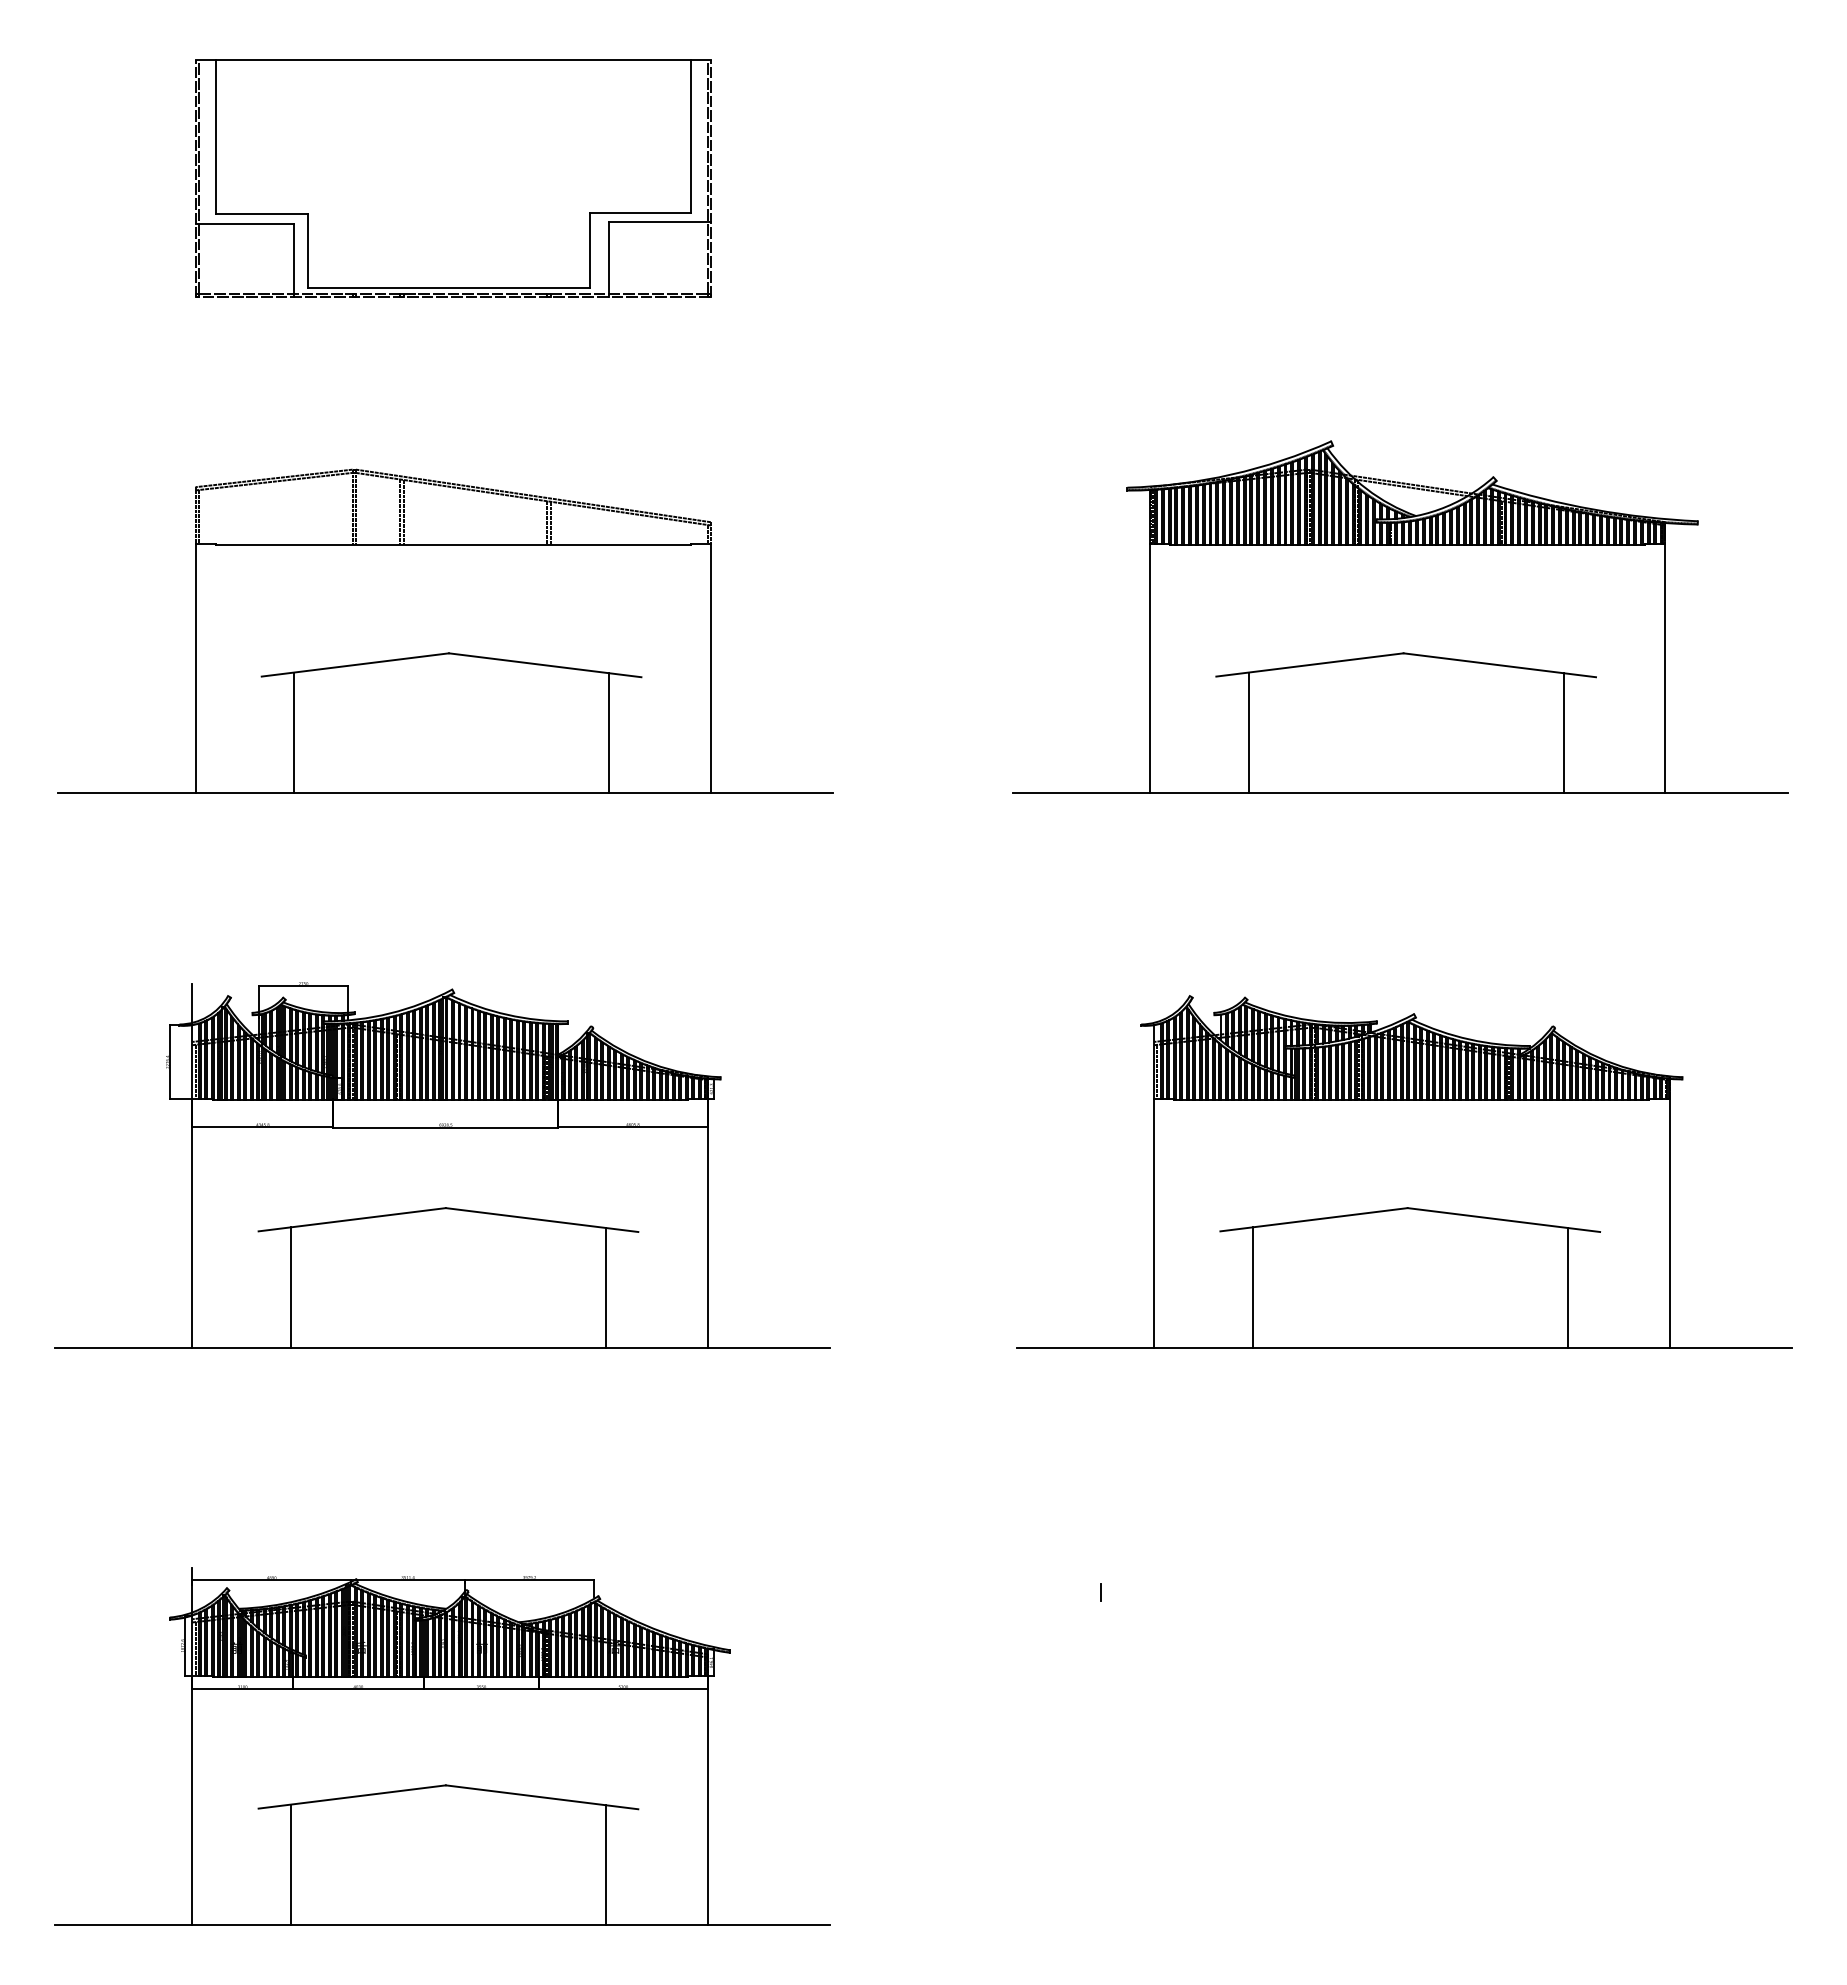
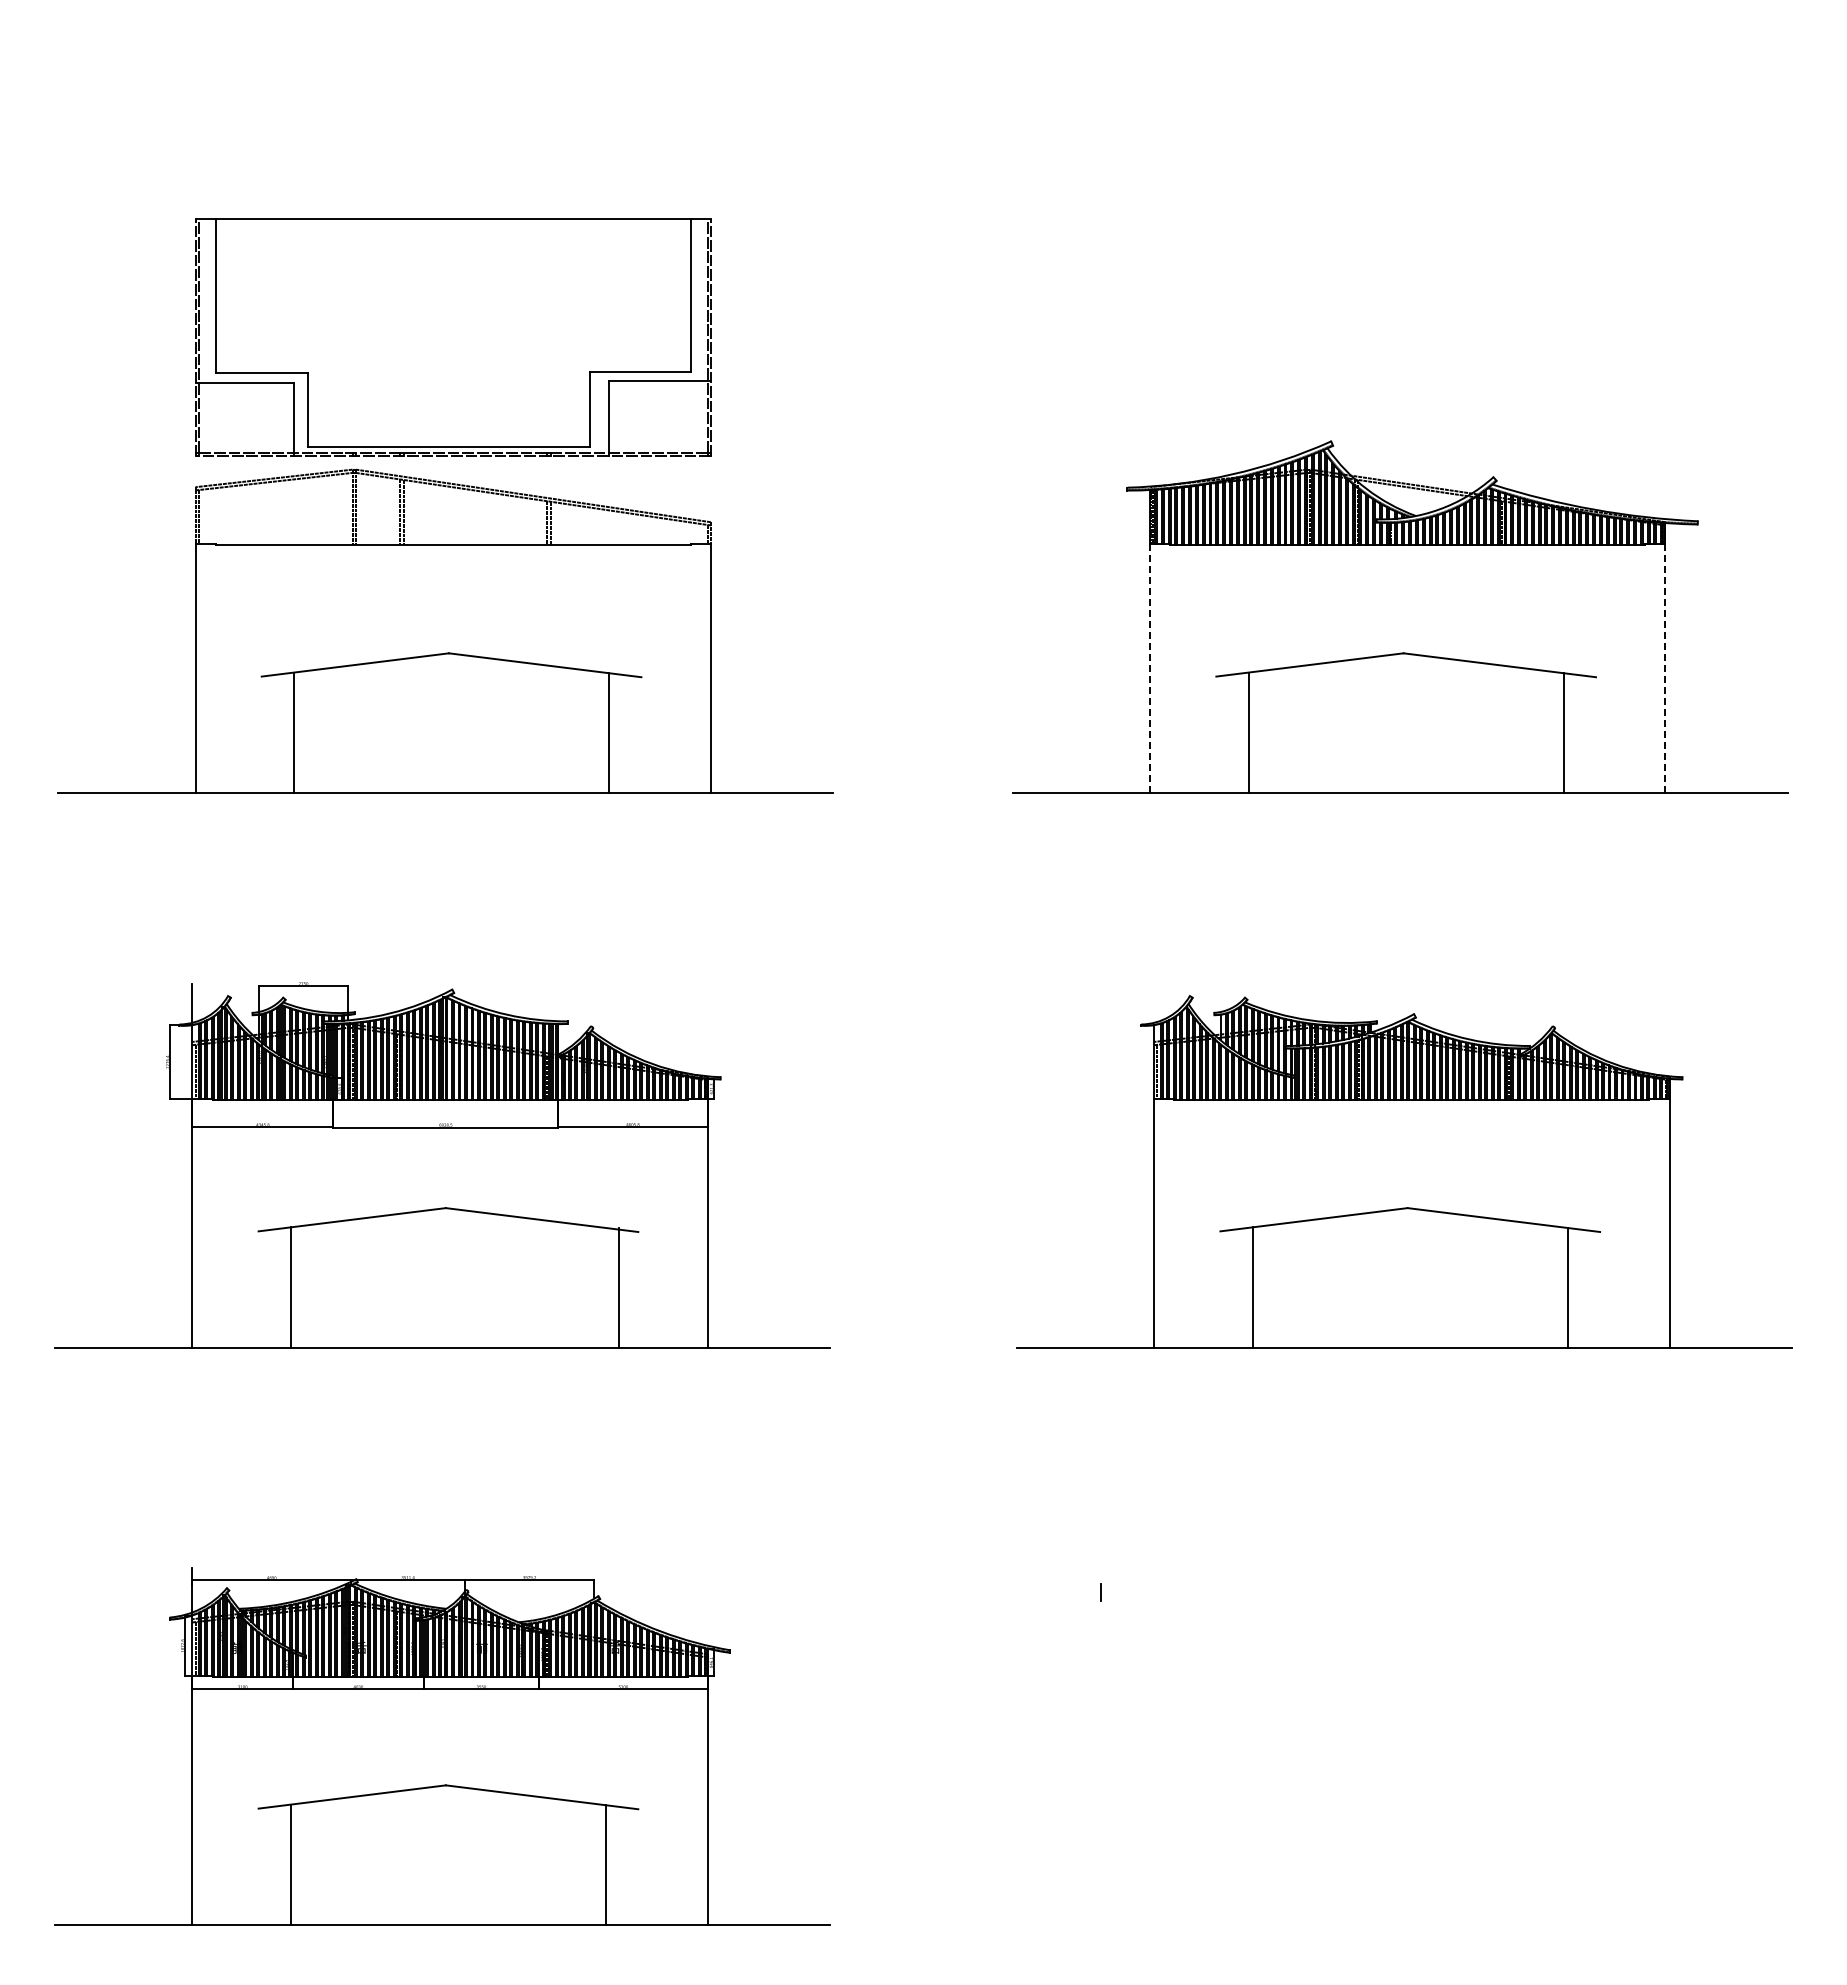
part position: (453, 178) -> (453, 337) (453, 337)
line: solid -> dashed (1150, 668)
line: solid -> dashed (1665, 668)
line position: (605, 1287) -> (618, 1287) (618, 1287)
